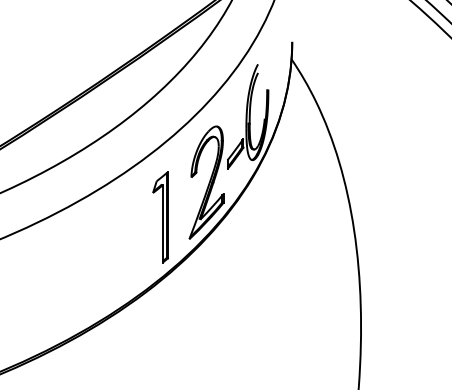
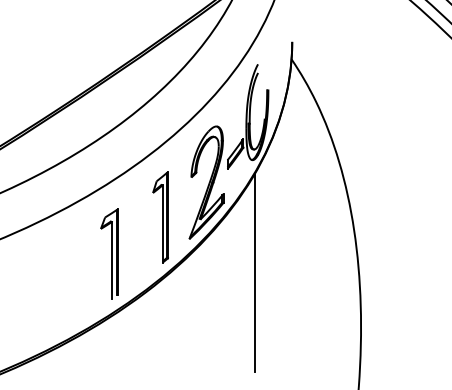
part: none -> present (109, 253)
line: none -> present (254, 273)
